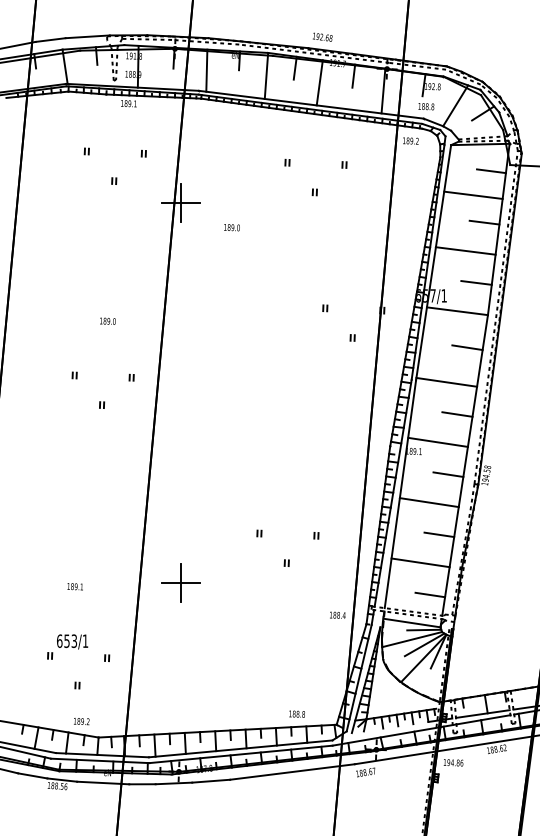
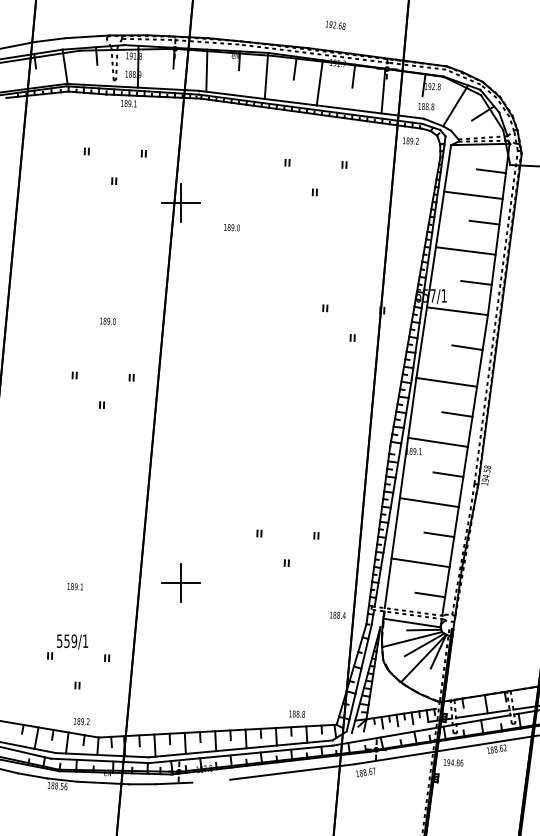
text position: (322, 36) -> (335, 24) (335, 24)
text: 653/1 -> 559/1 (67, 640)
line: present -> none (211, 780)
